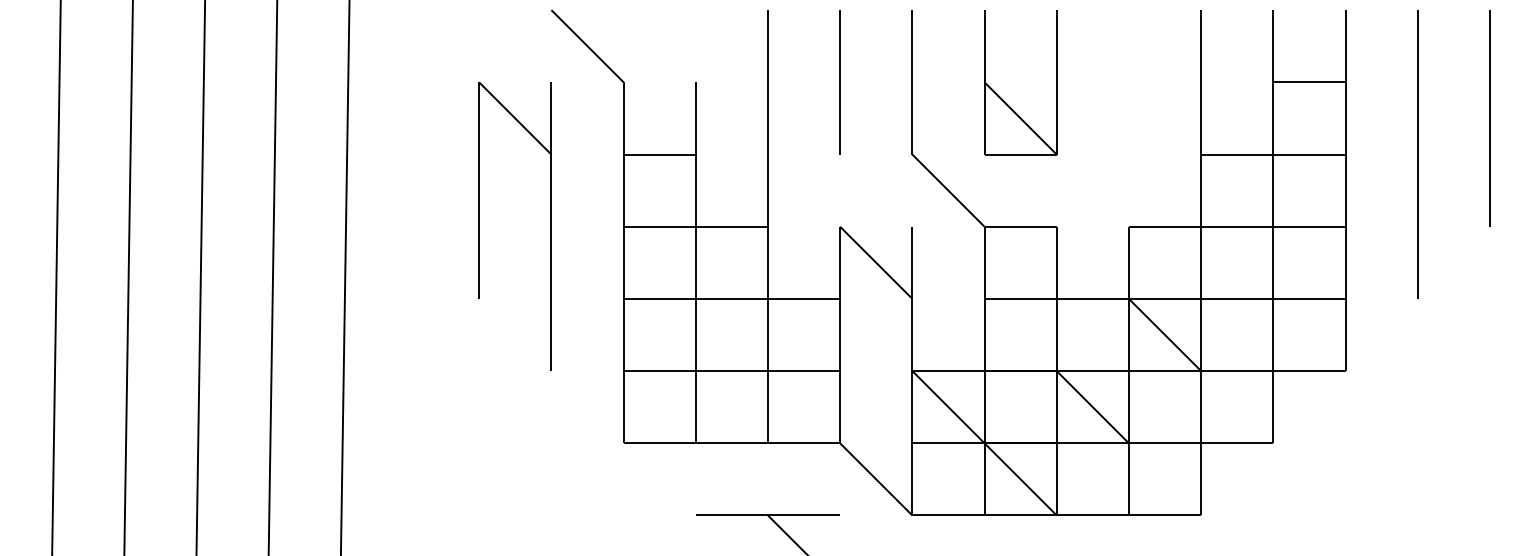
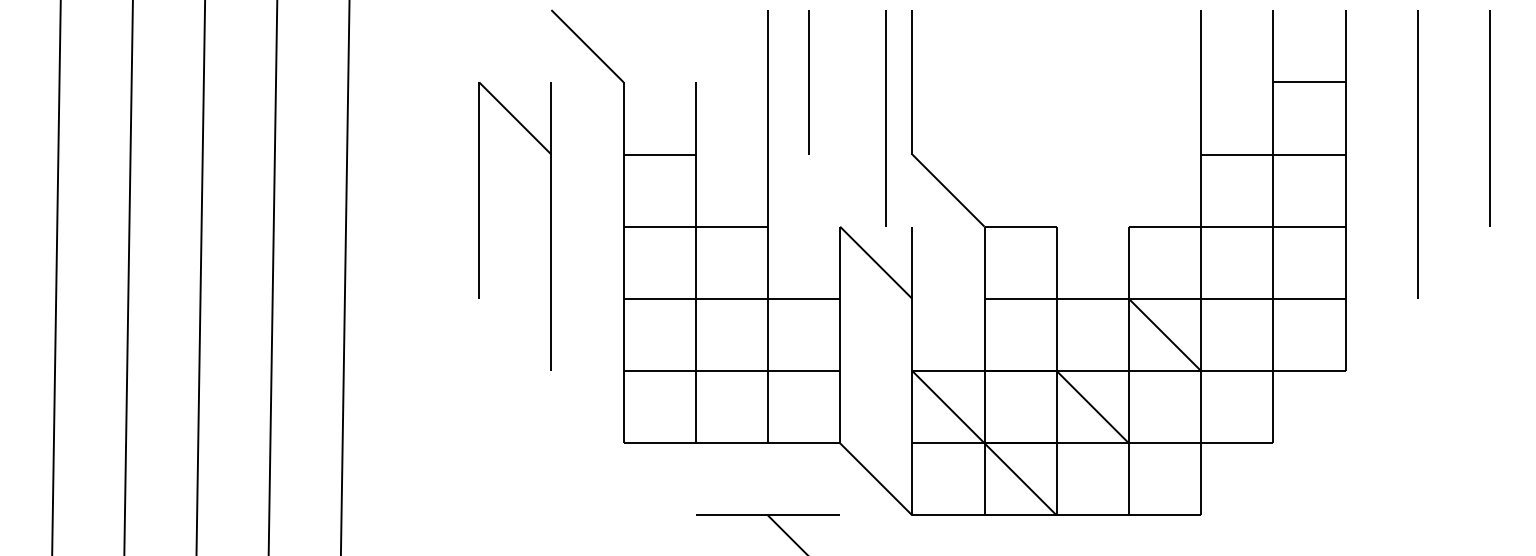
line position: (839, 82) -> (808, 82) (808, 82)
part: present -> none (1003, 99)
line: none -> present (885, 118)
